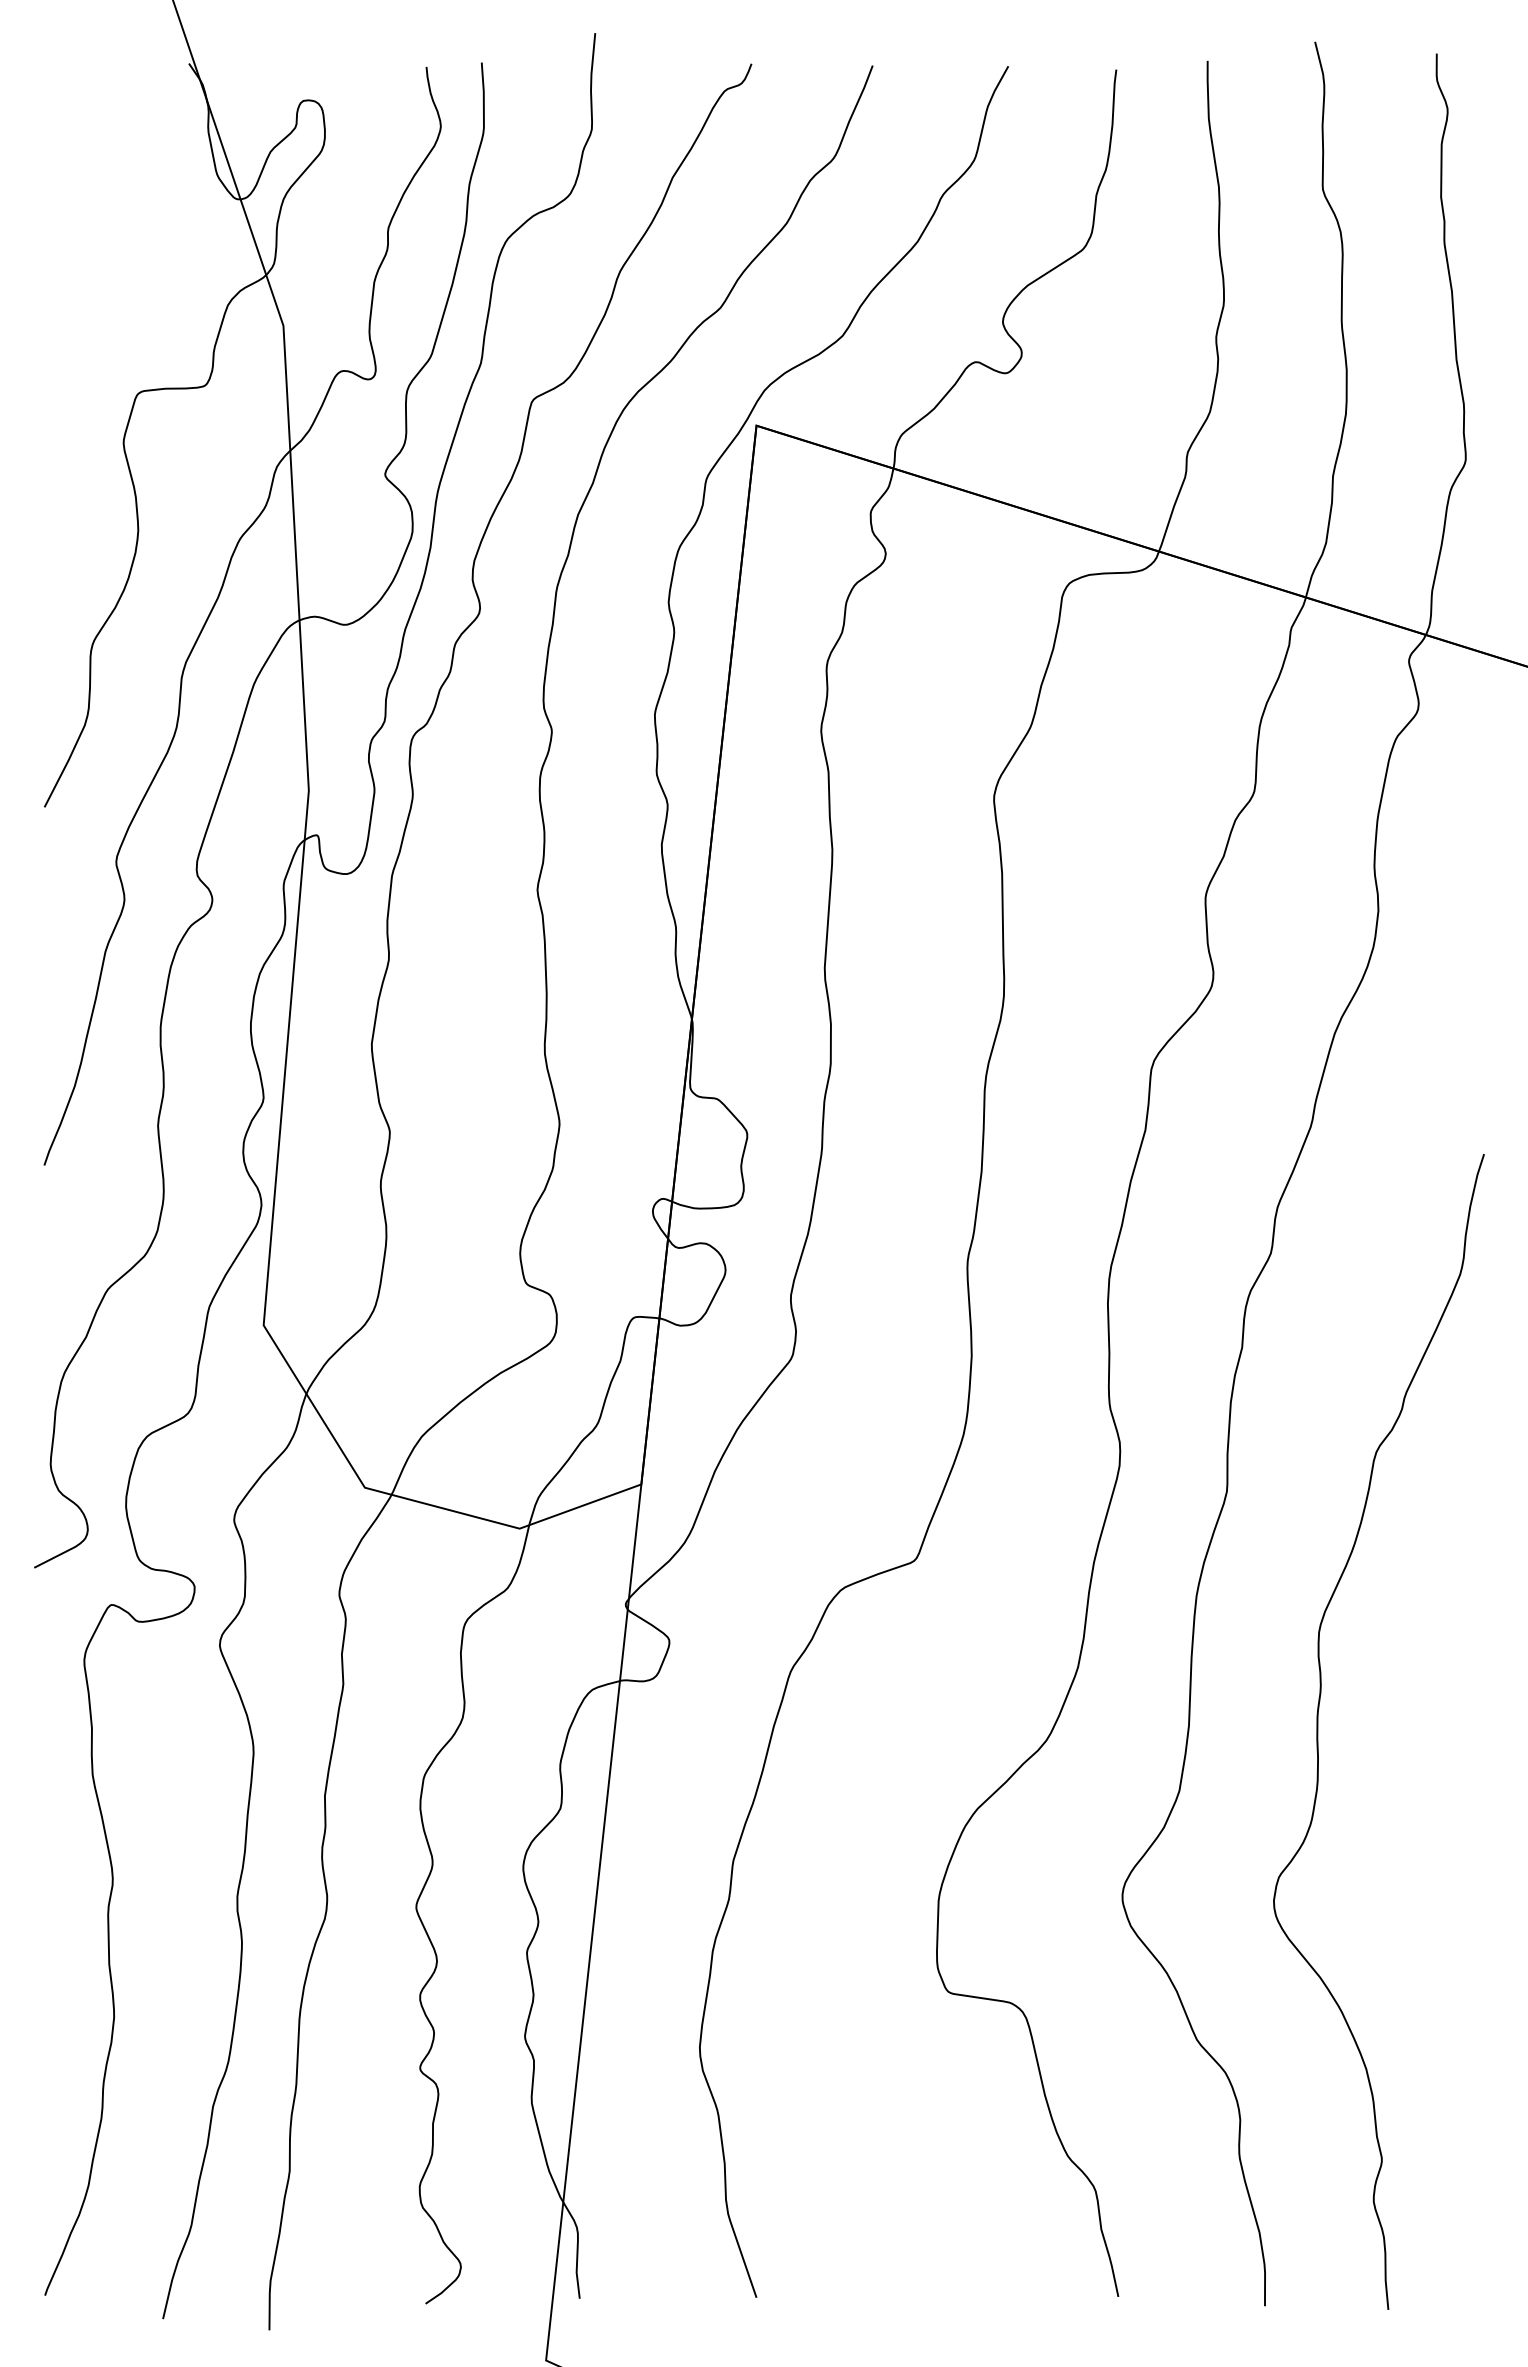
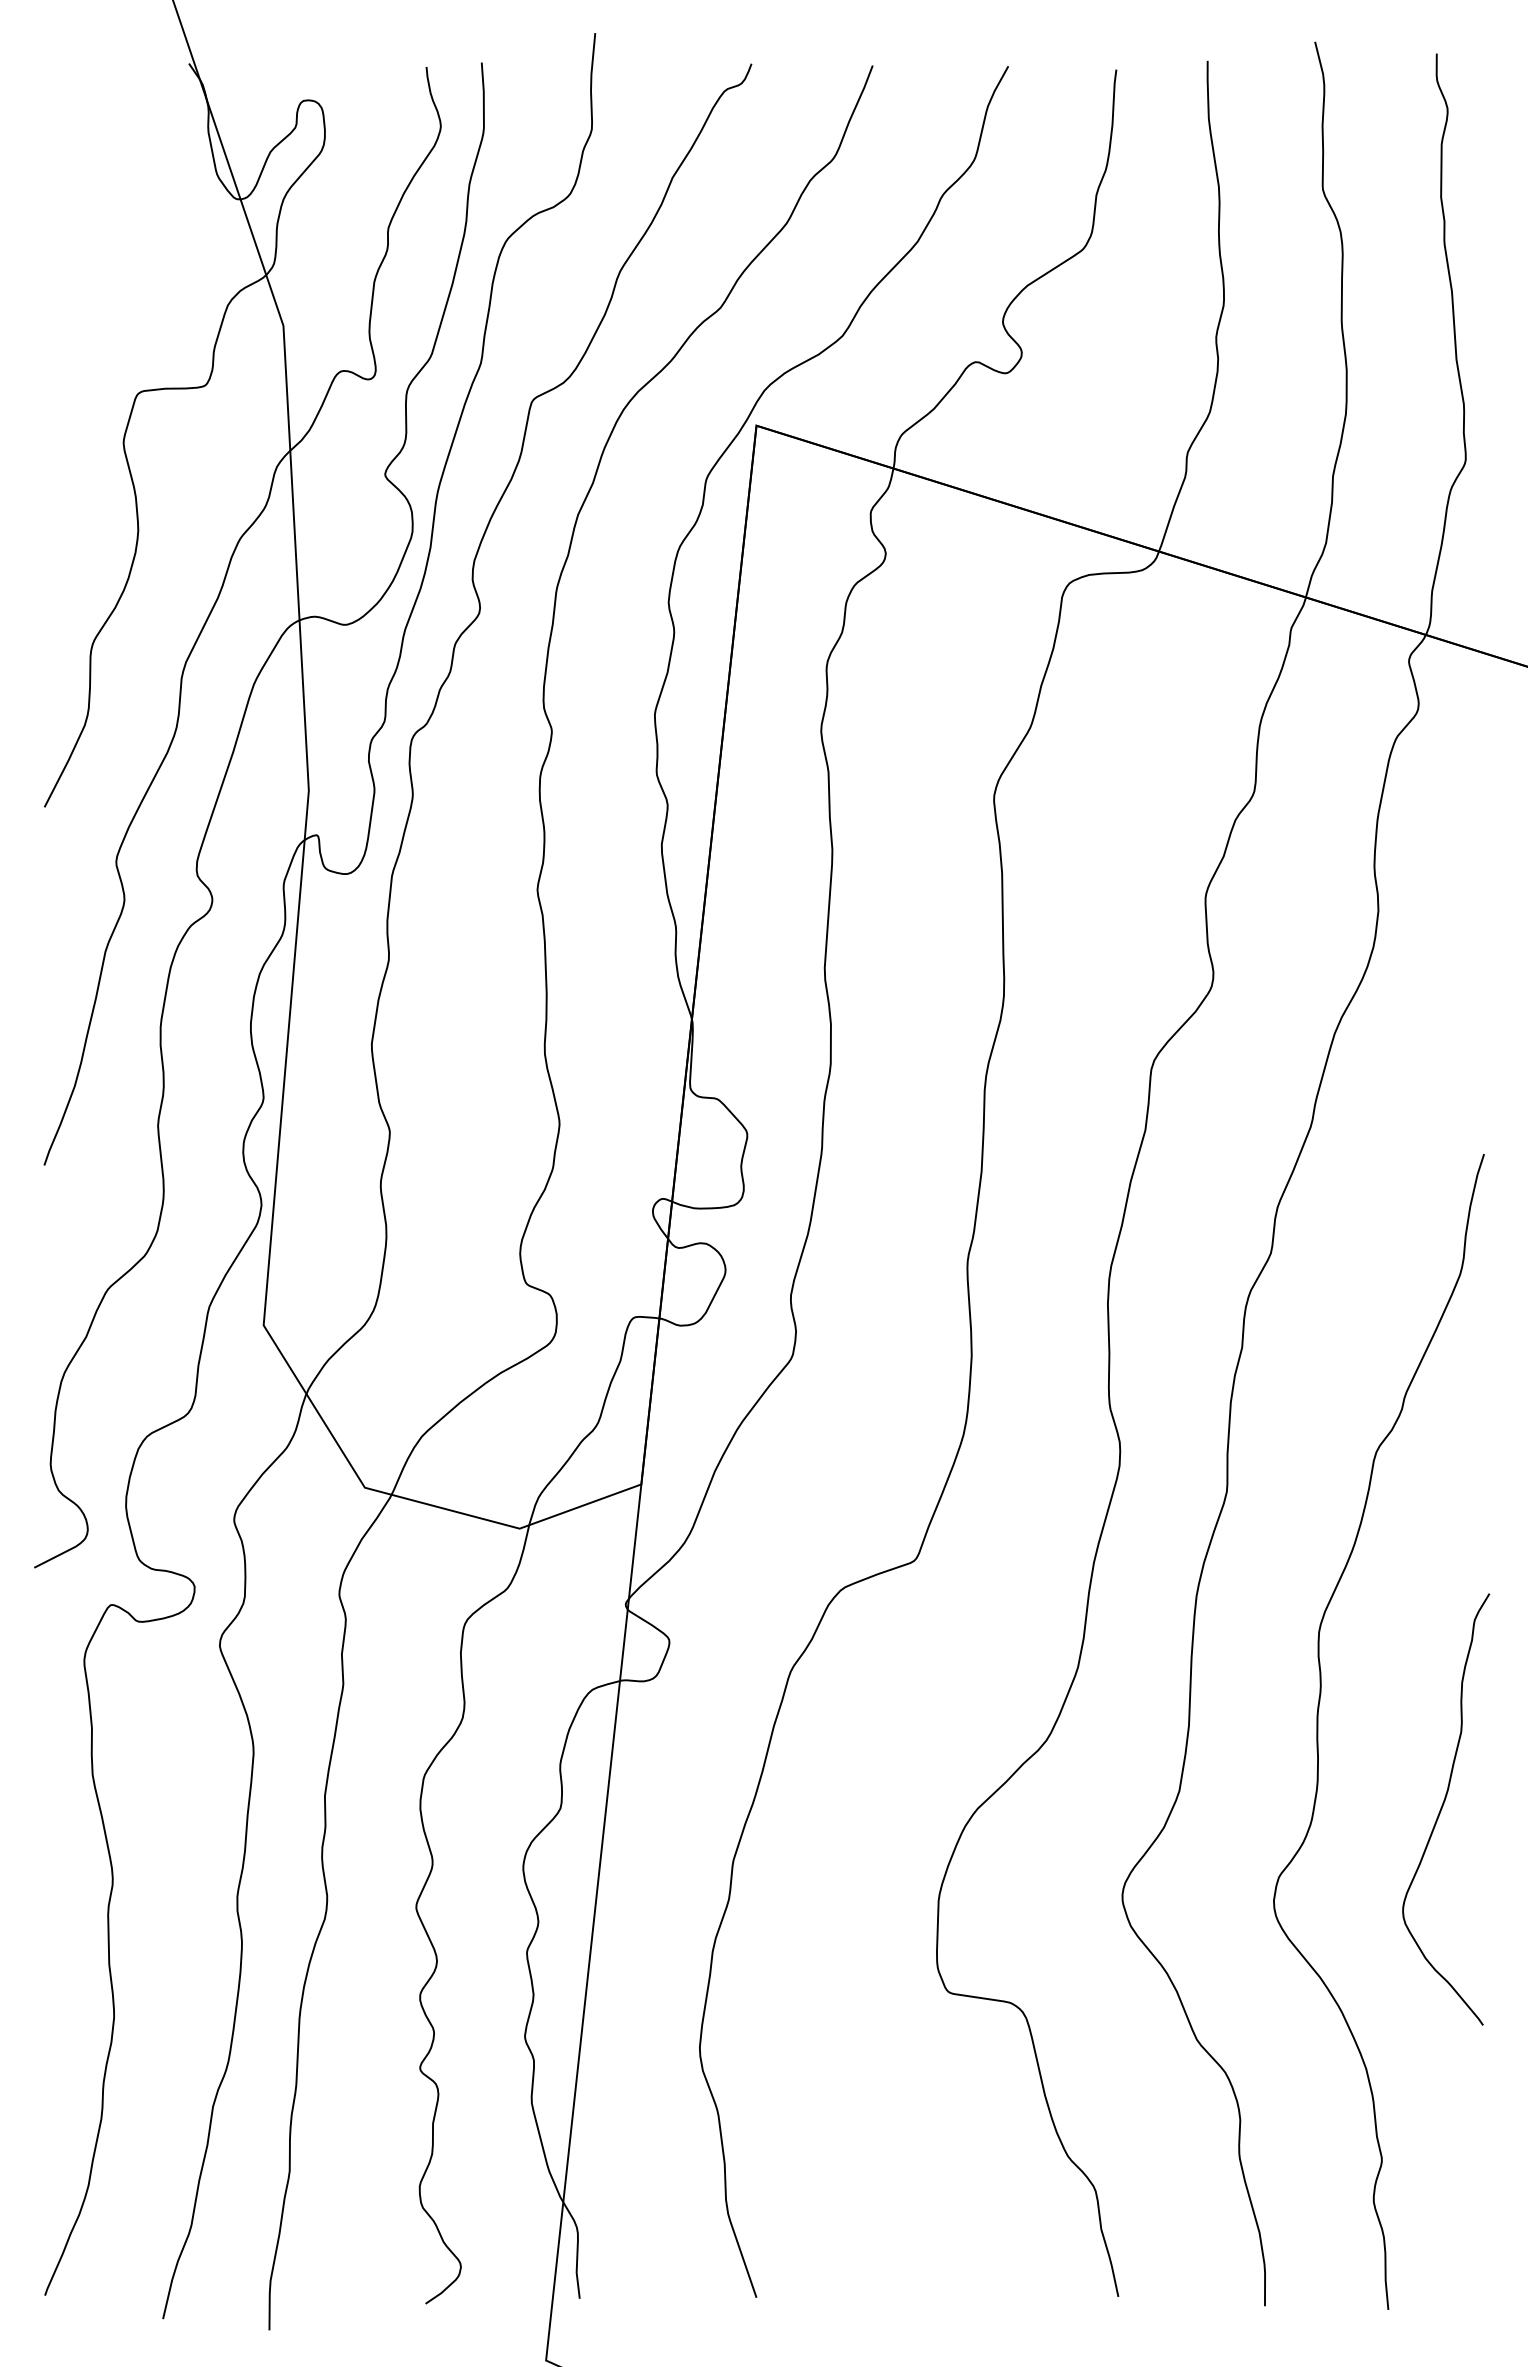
curve: none -> present (1442, 1809)
